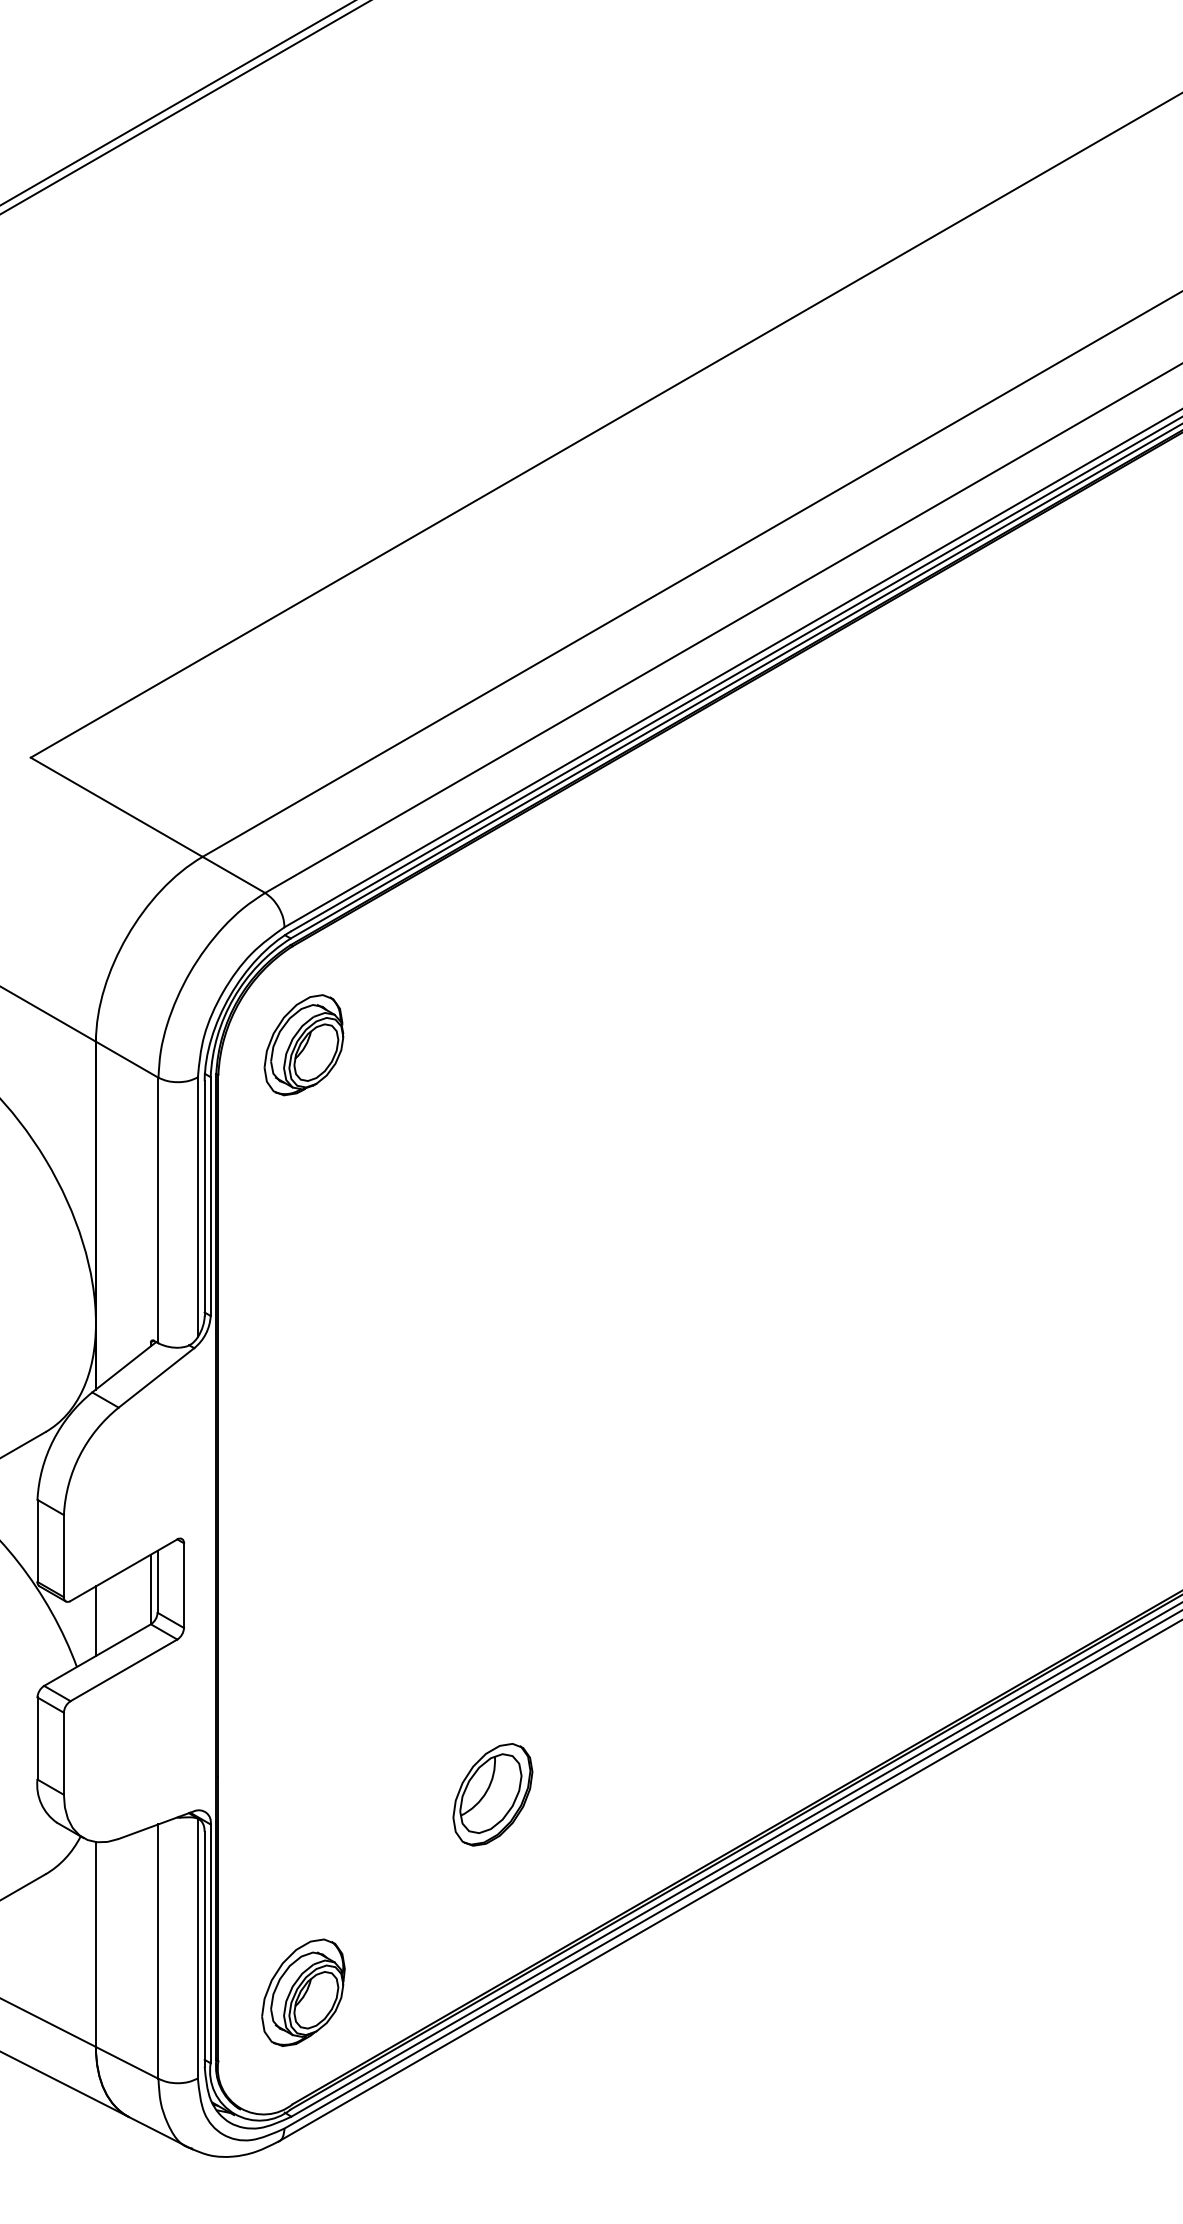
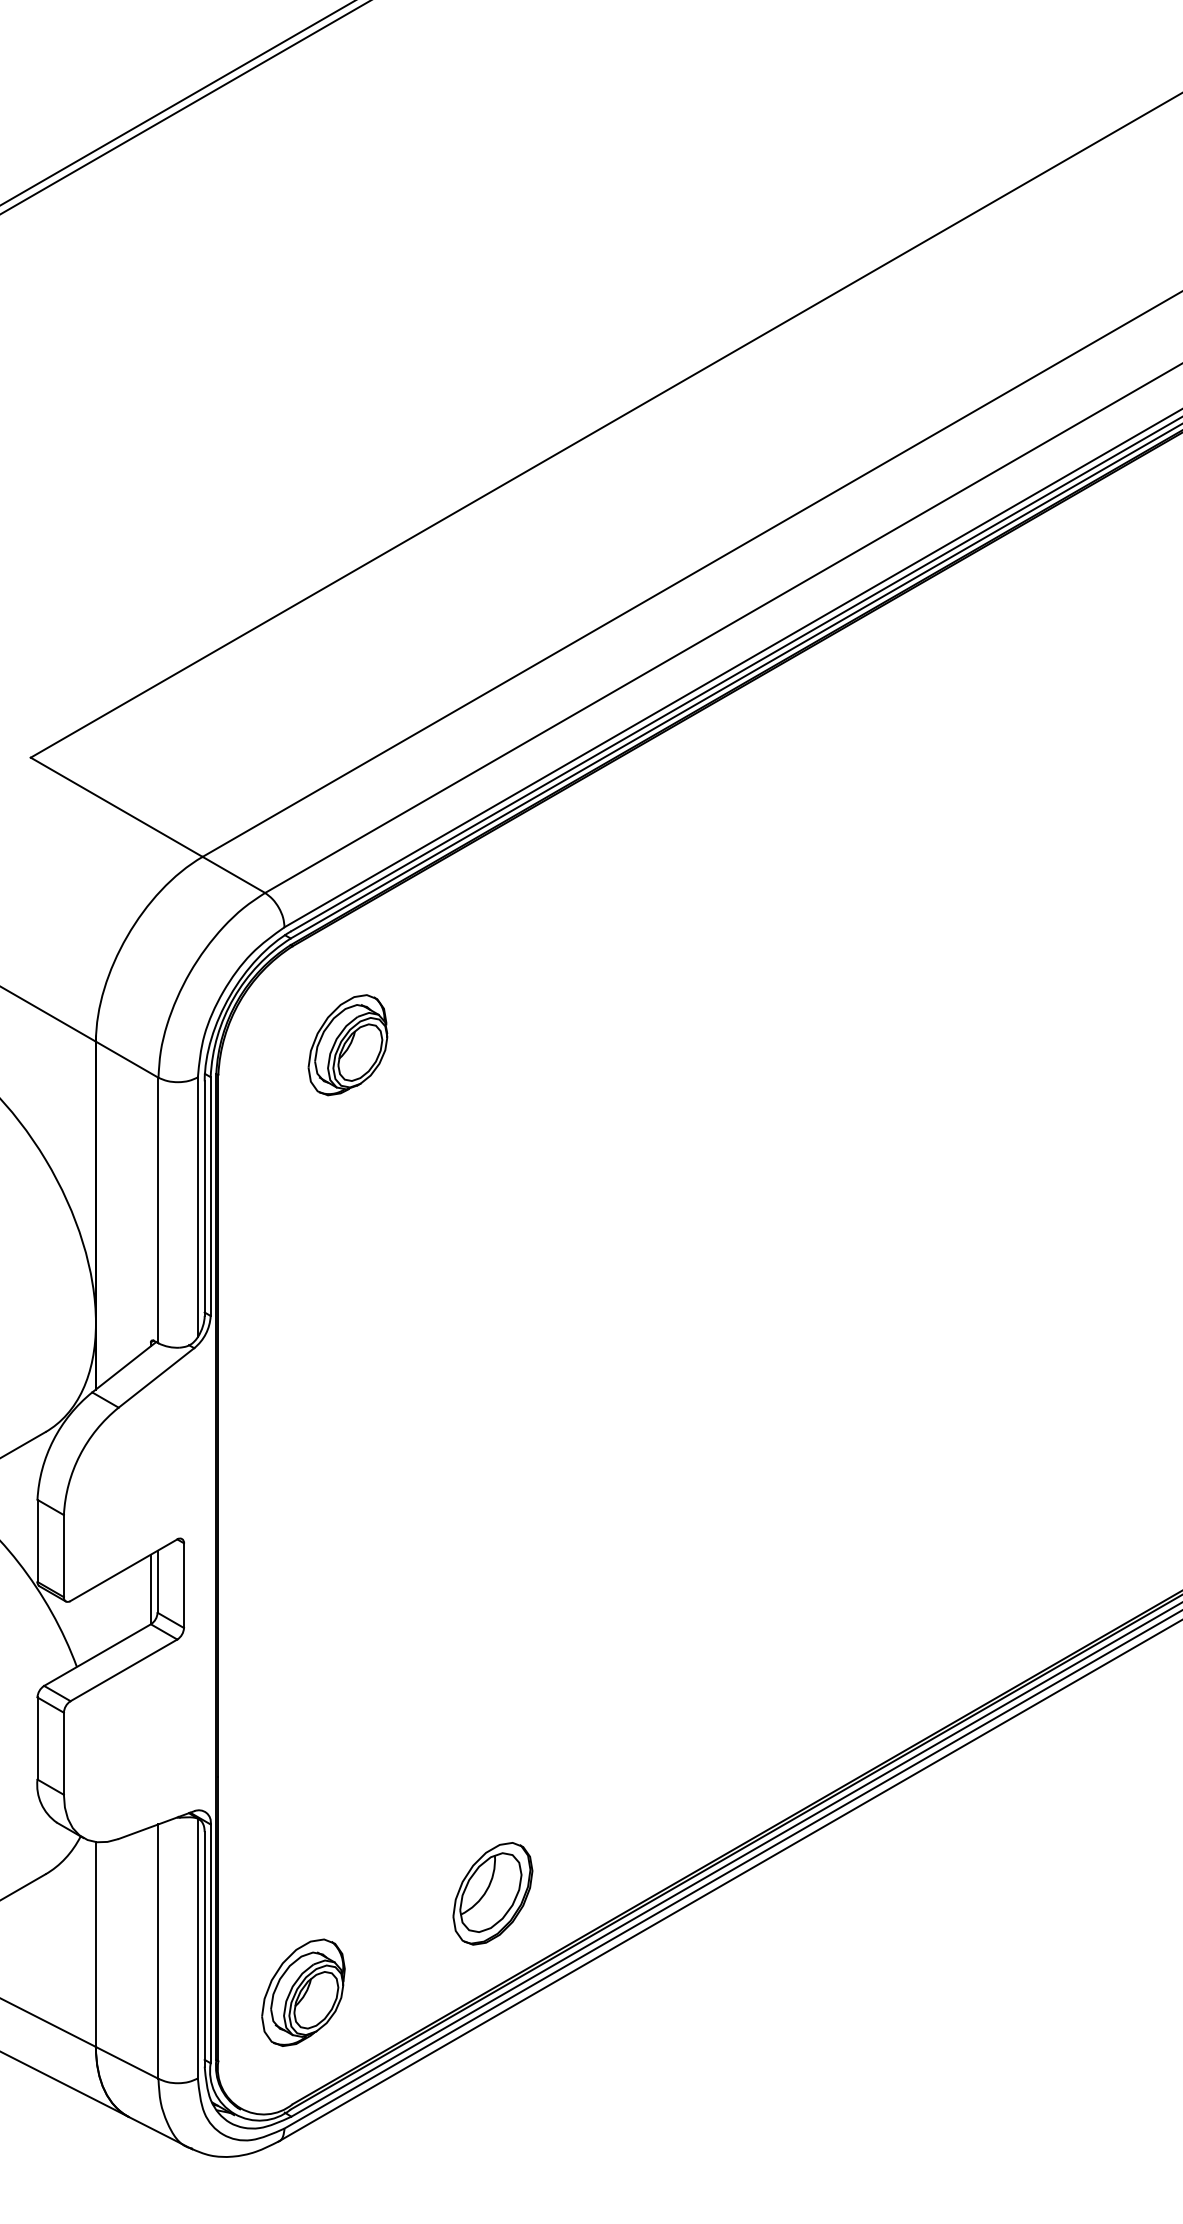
part position: (303, 1045) -> (347, 1045) (347, 1045)
line: present -> none (95, 1621)
part position: (492, 1794) -> (492, 1893) (492, 1893)
